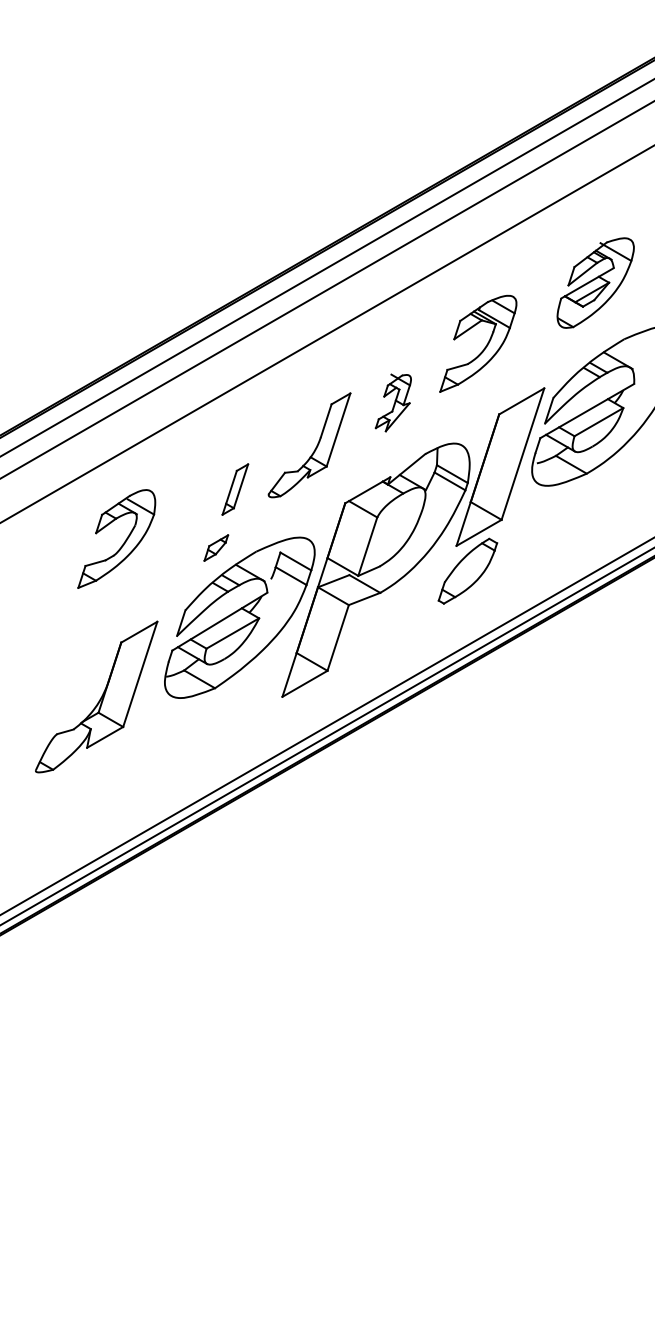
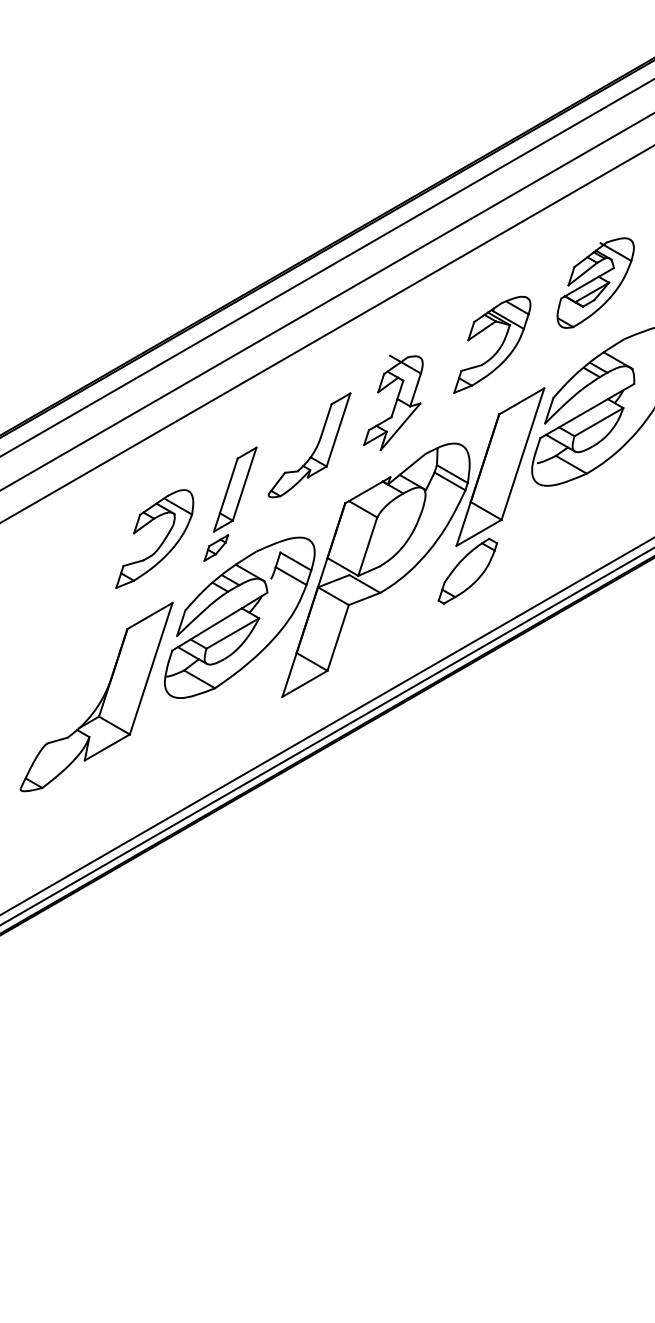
line position: (326, 289) -> (326, 301) (326, 301)
part position: (483, 348) -> (497, 349) (497, 349)
part size: 38x60 px -> 61x98 px (393, 402)
part size: 29x53 px -> 45x87 px (235, 489)
part position: (123, 542) -> (161, 542) (161, 542)
part size: 124x154 px -> 155x192 px (96, 696)
